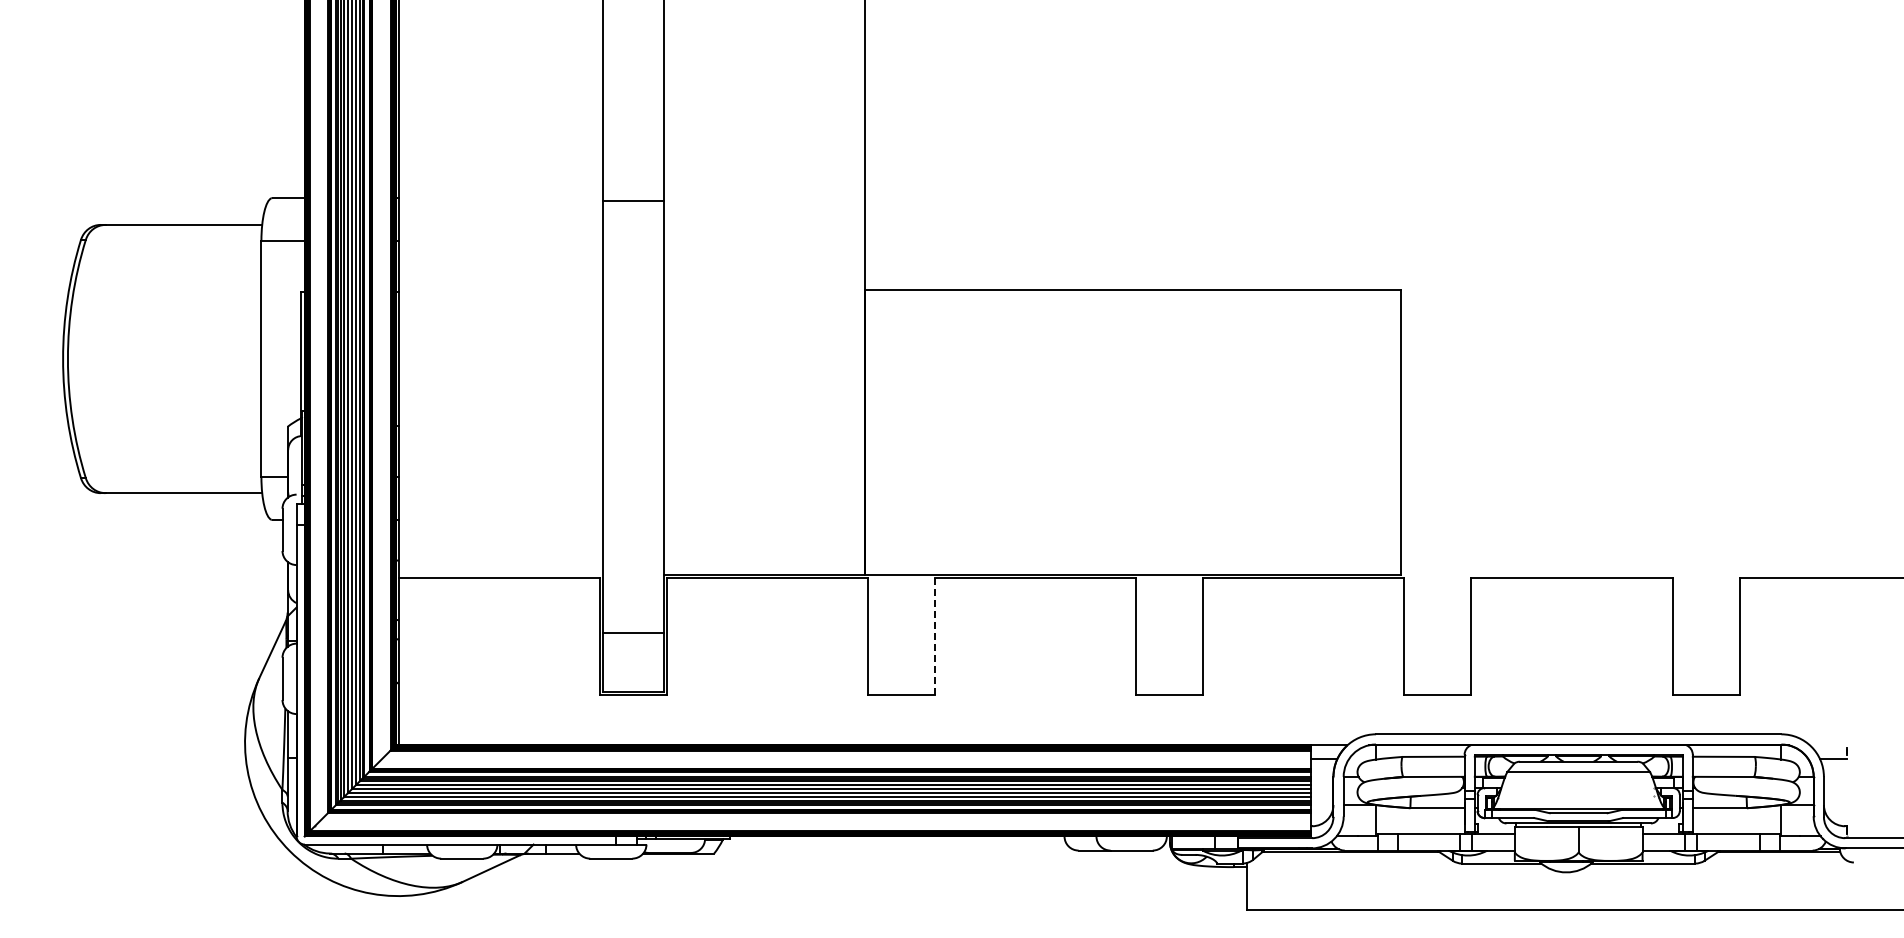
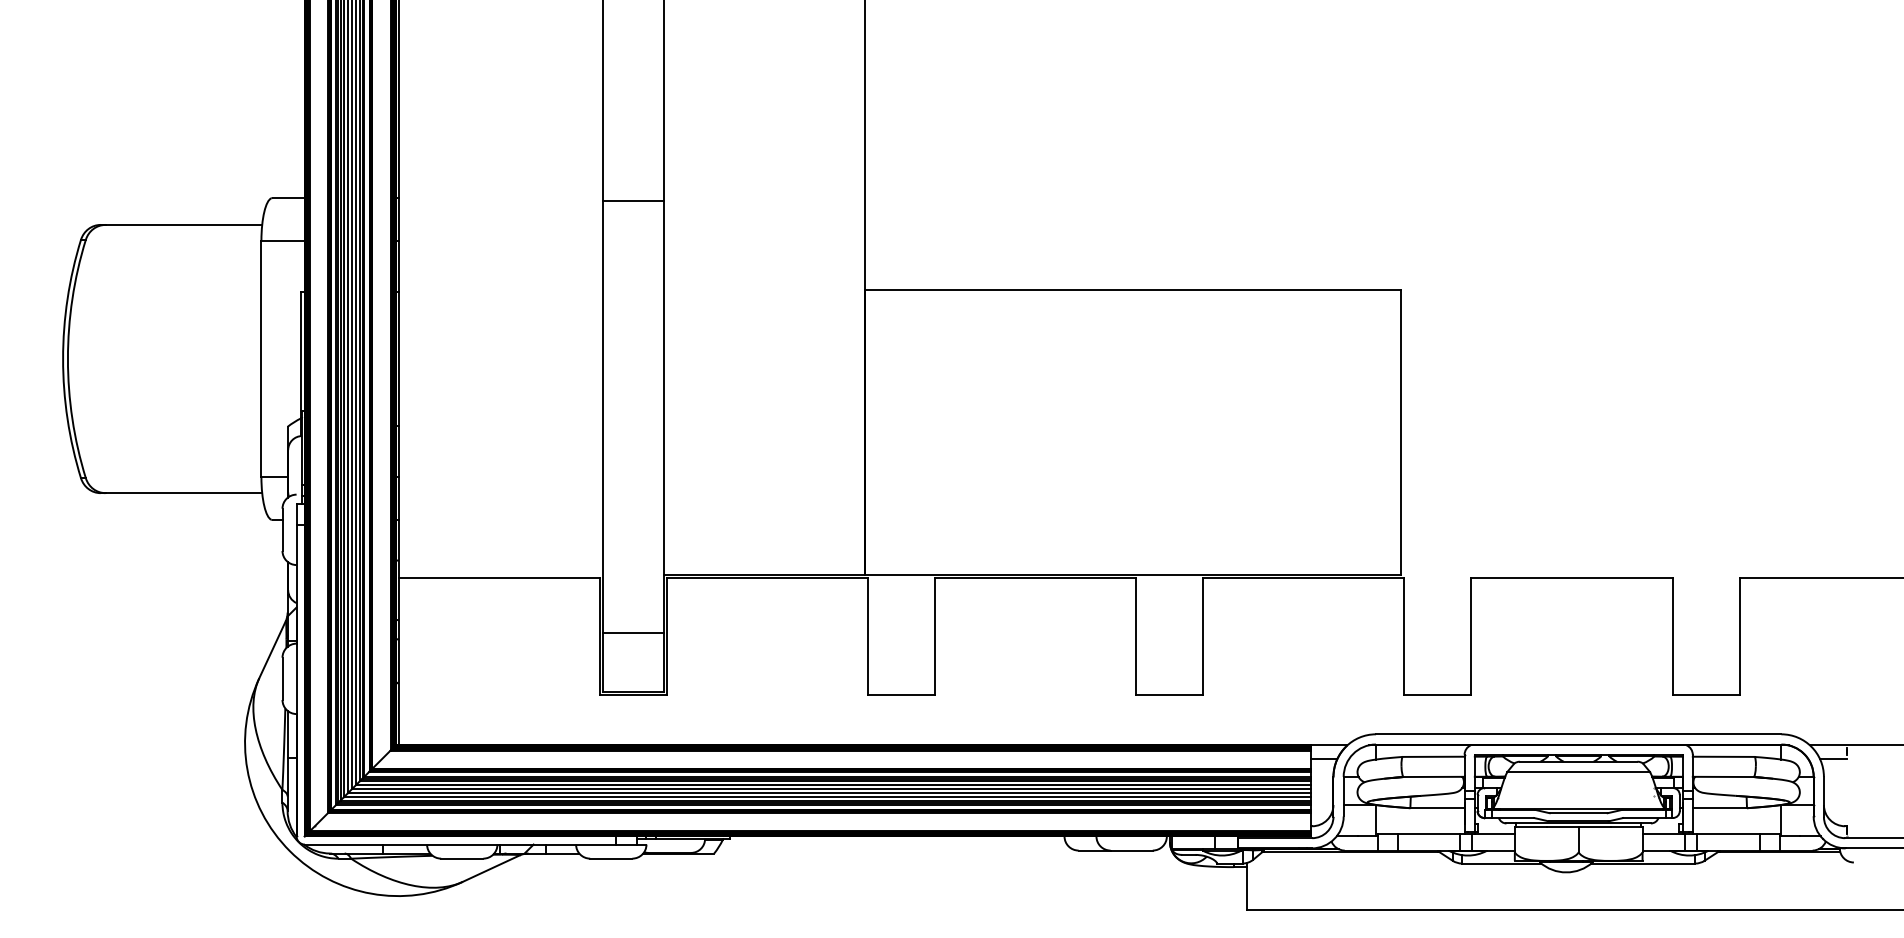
line: dashed -> solid (935, 636)
line: none -> present (1854, 745)
